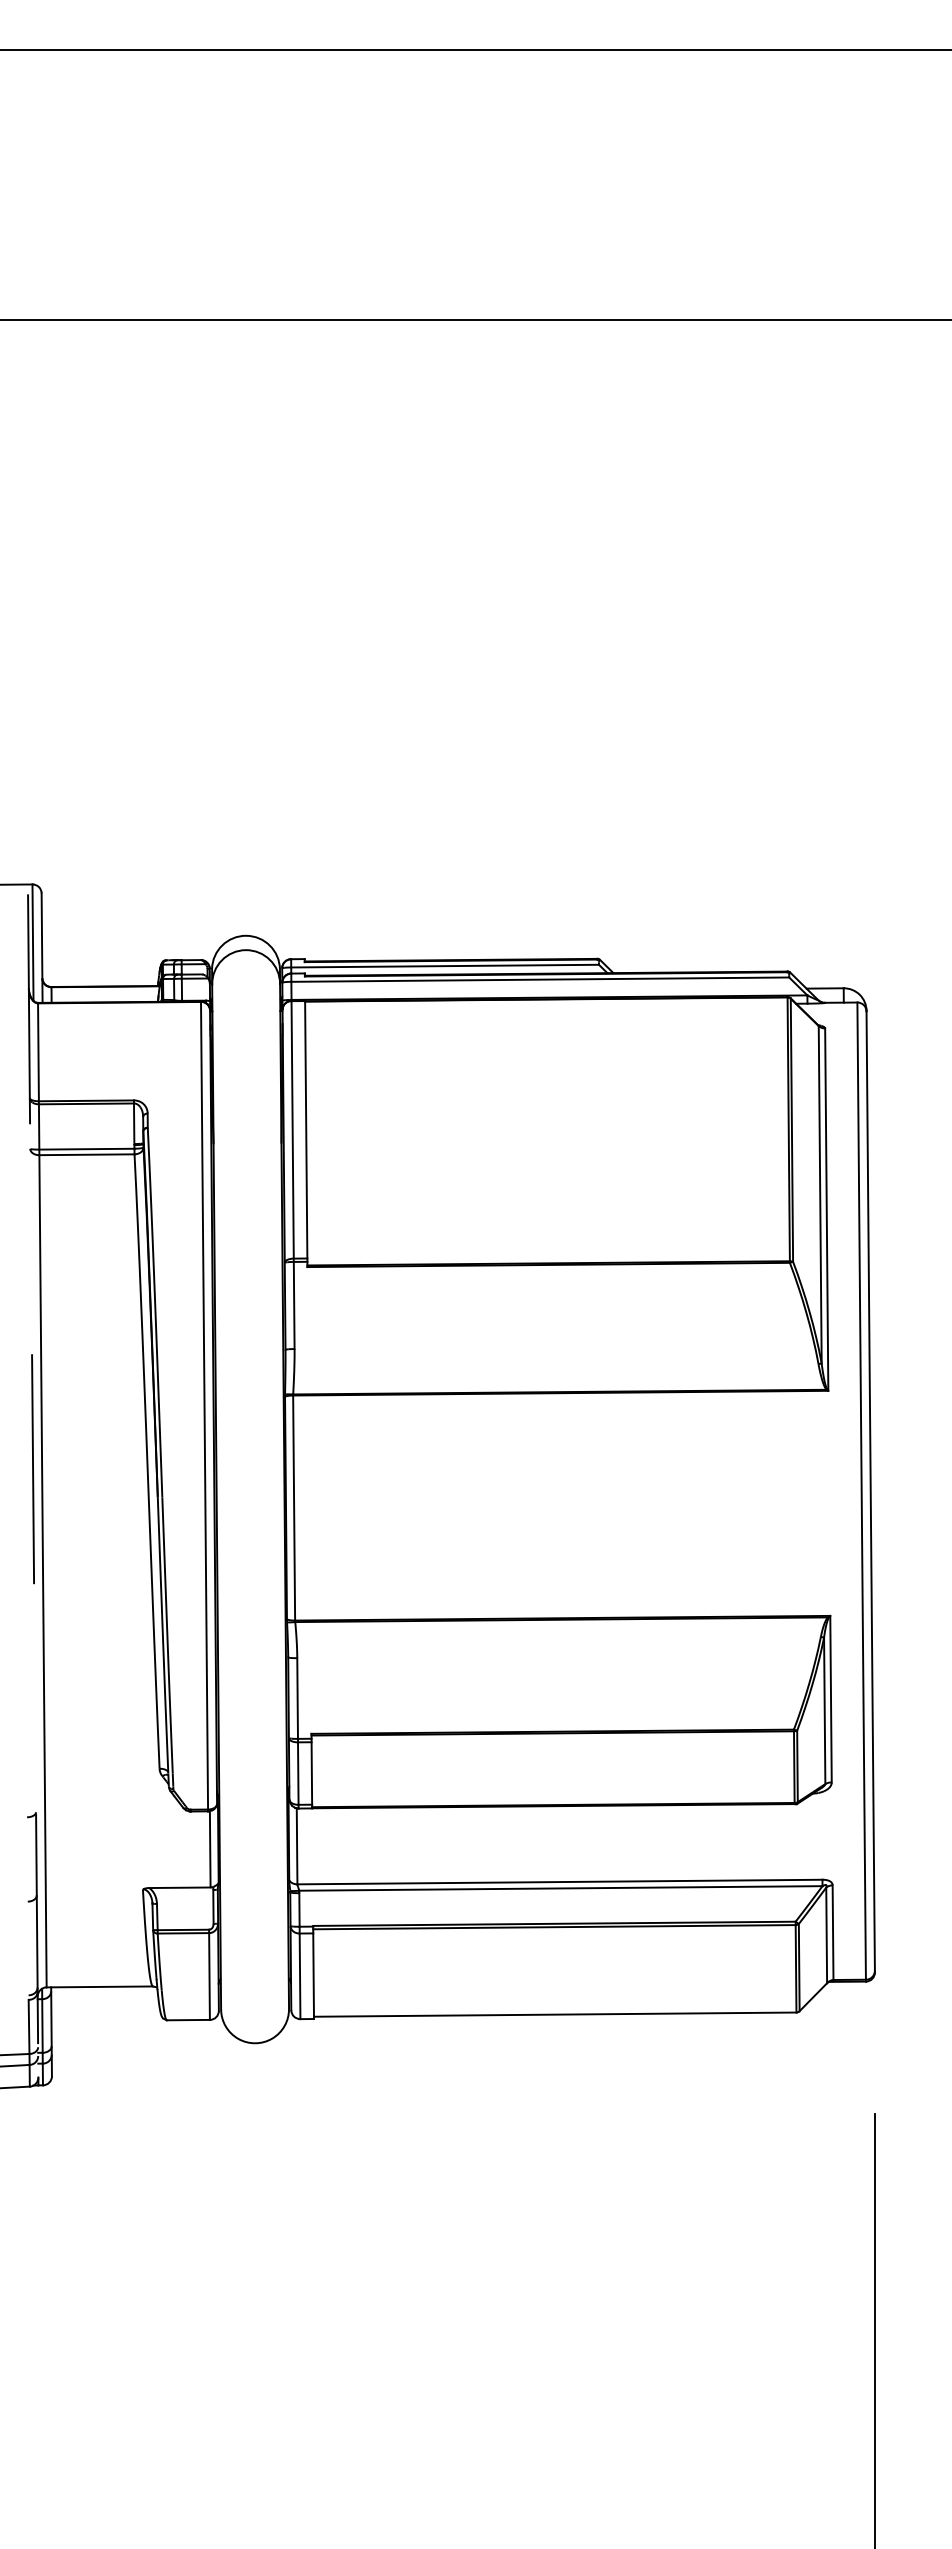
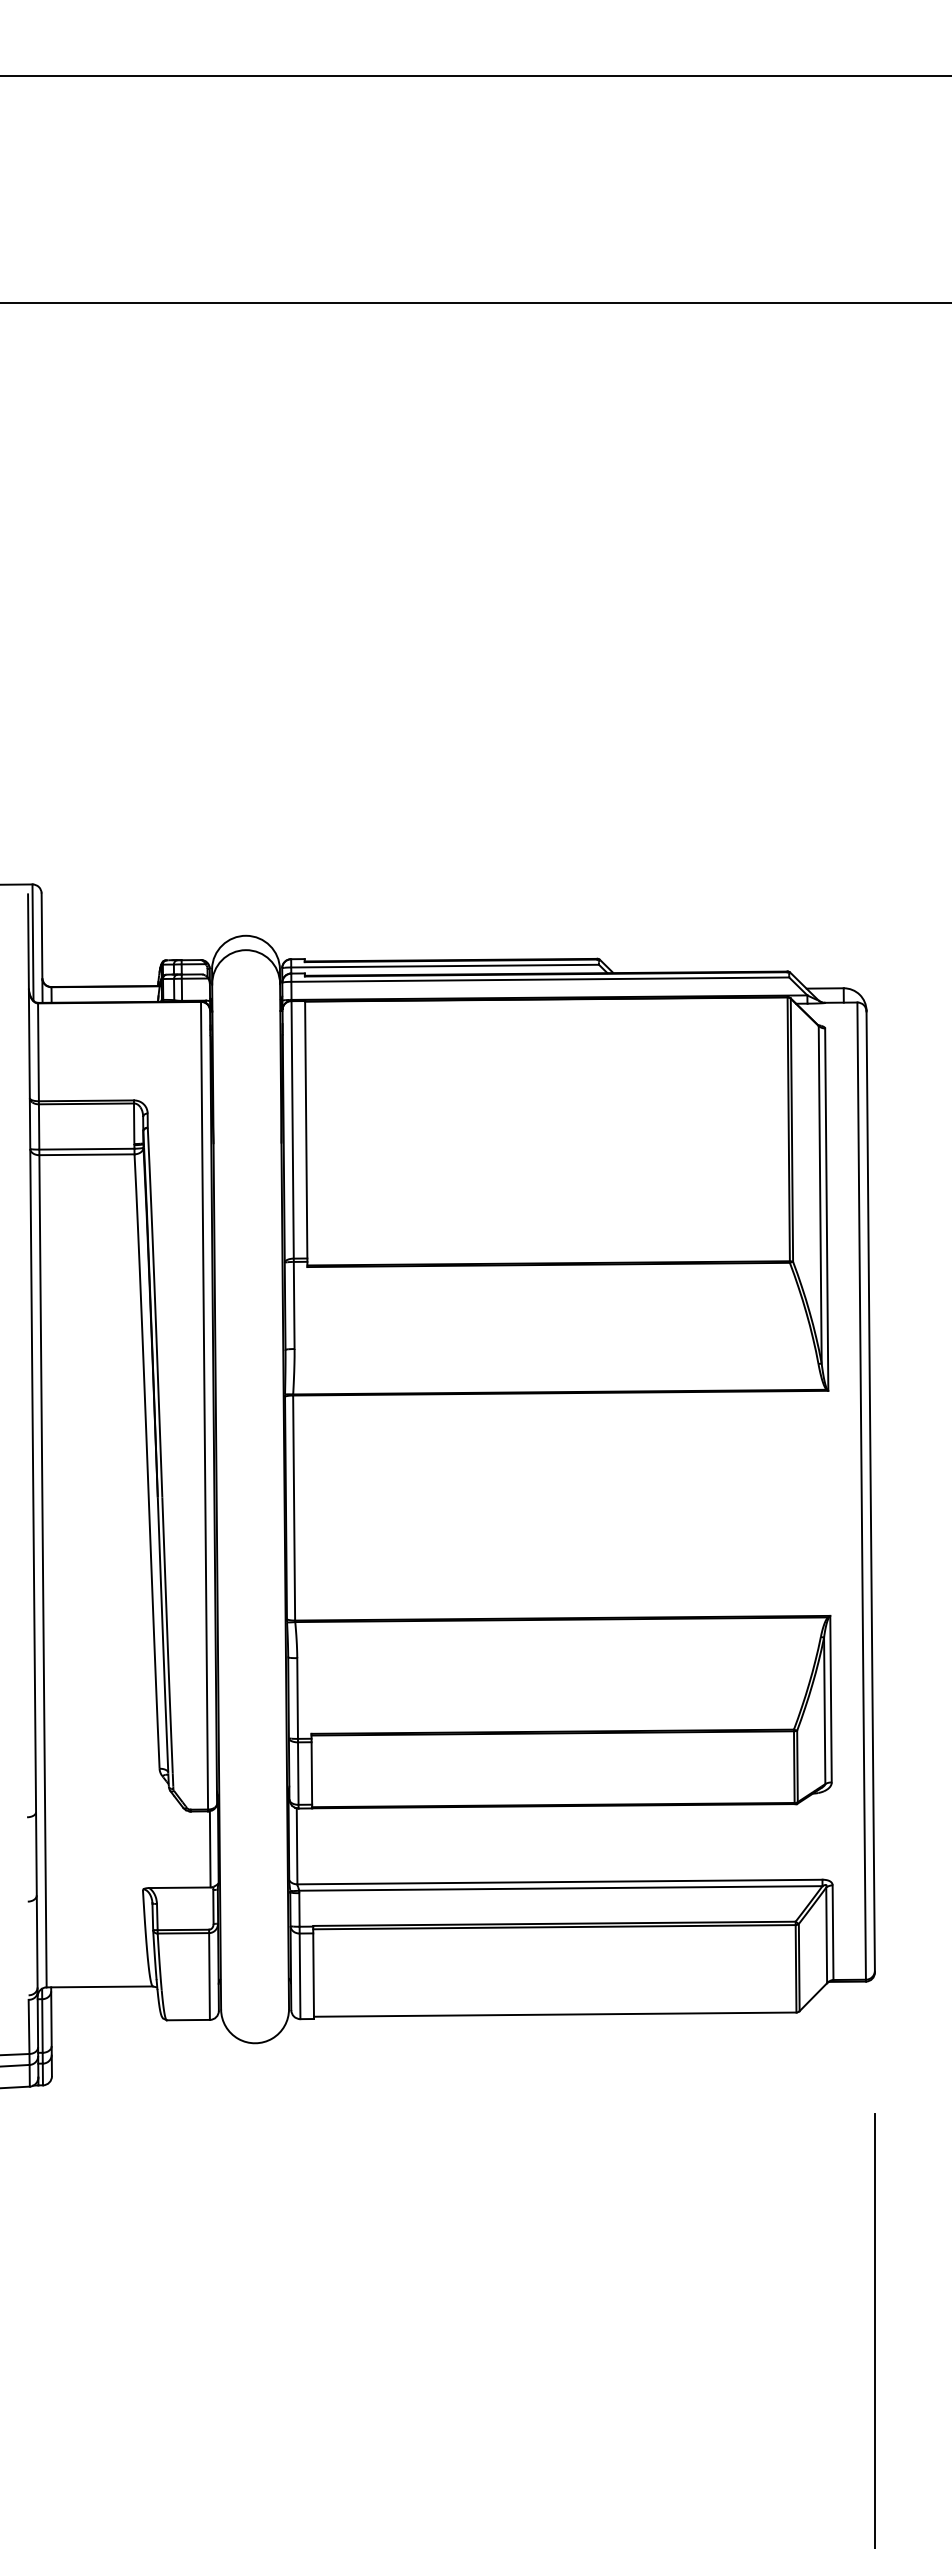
line position: (475, 50) -> (475, 76) (475, 76)
line position: (475, 319) -> (475, 302) (475, 302)
line: dashed -> solid (33, 1485)
